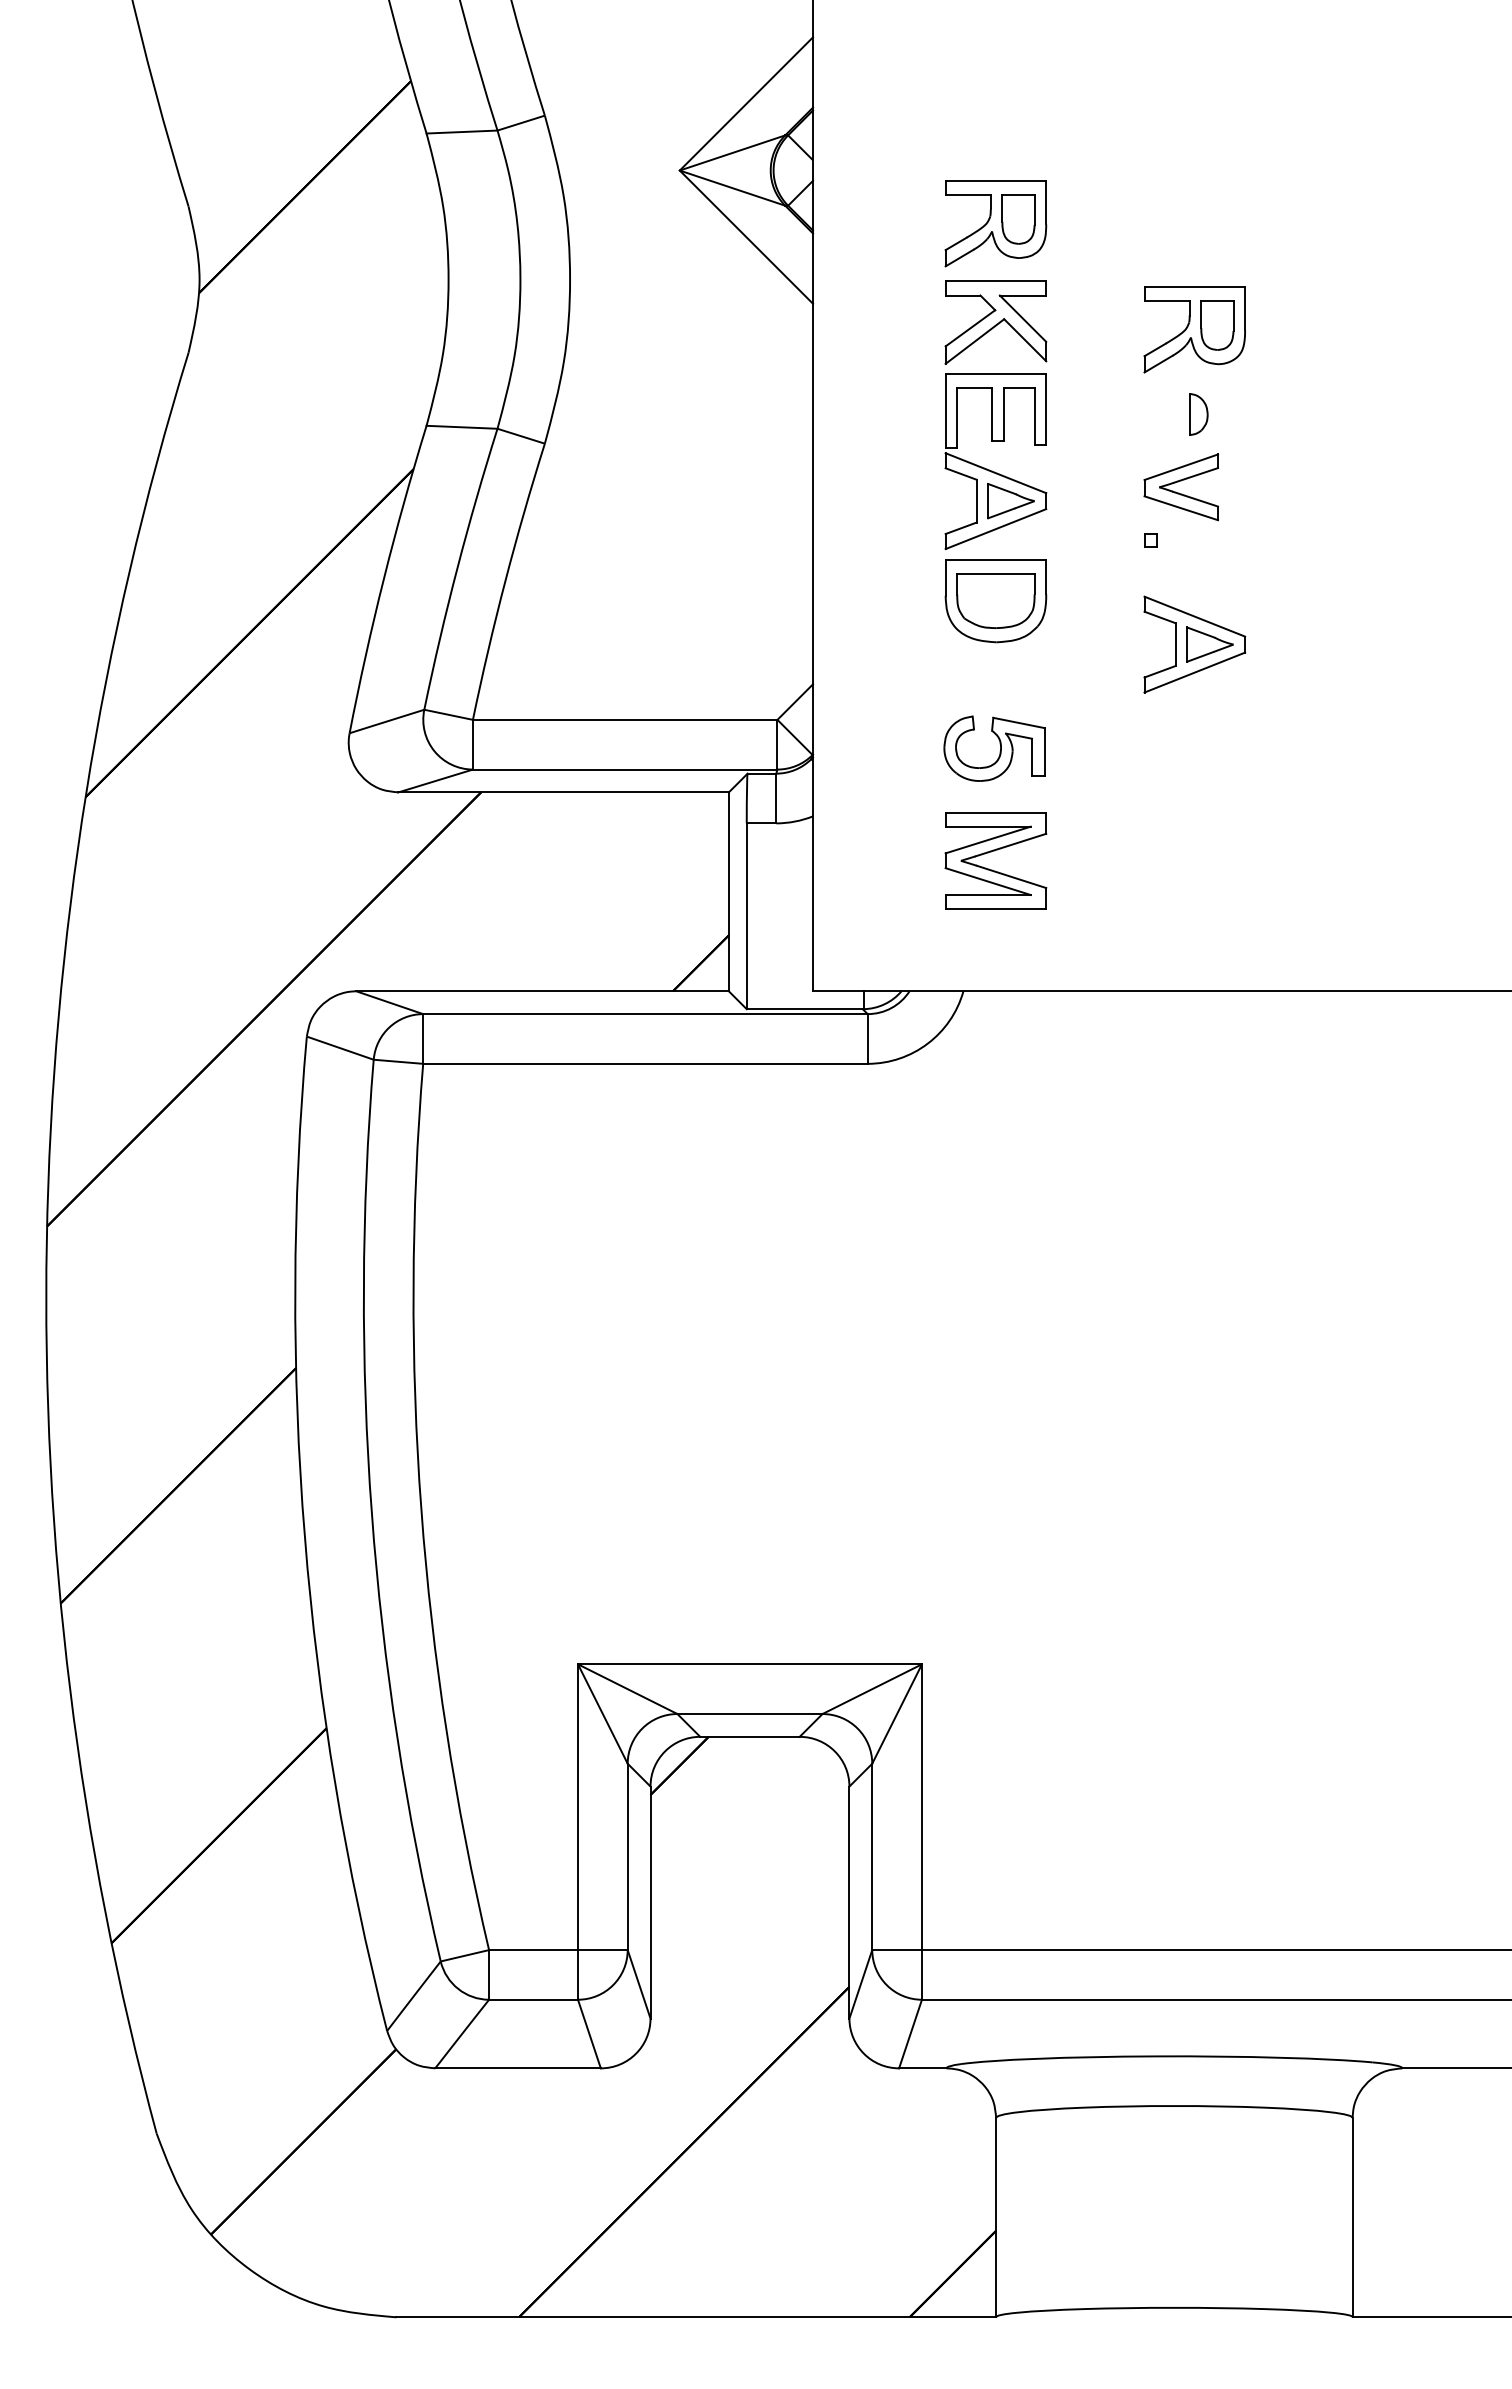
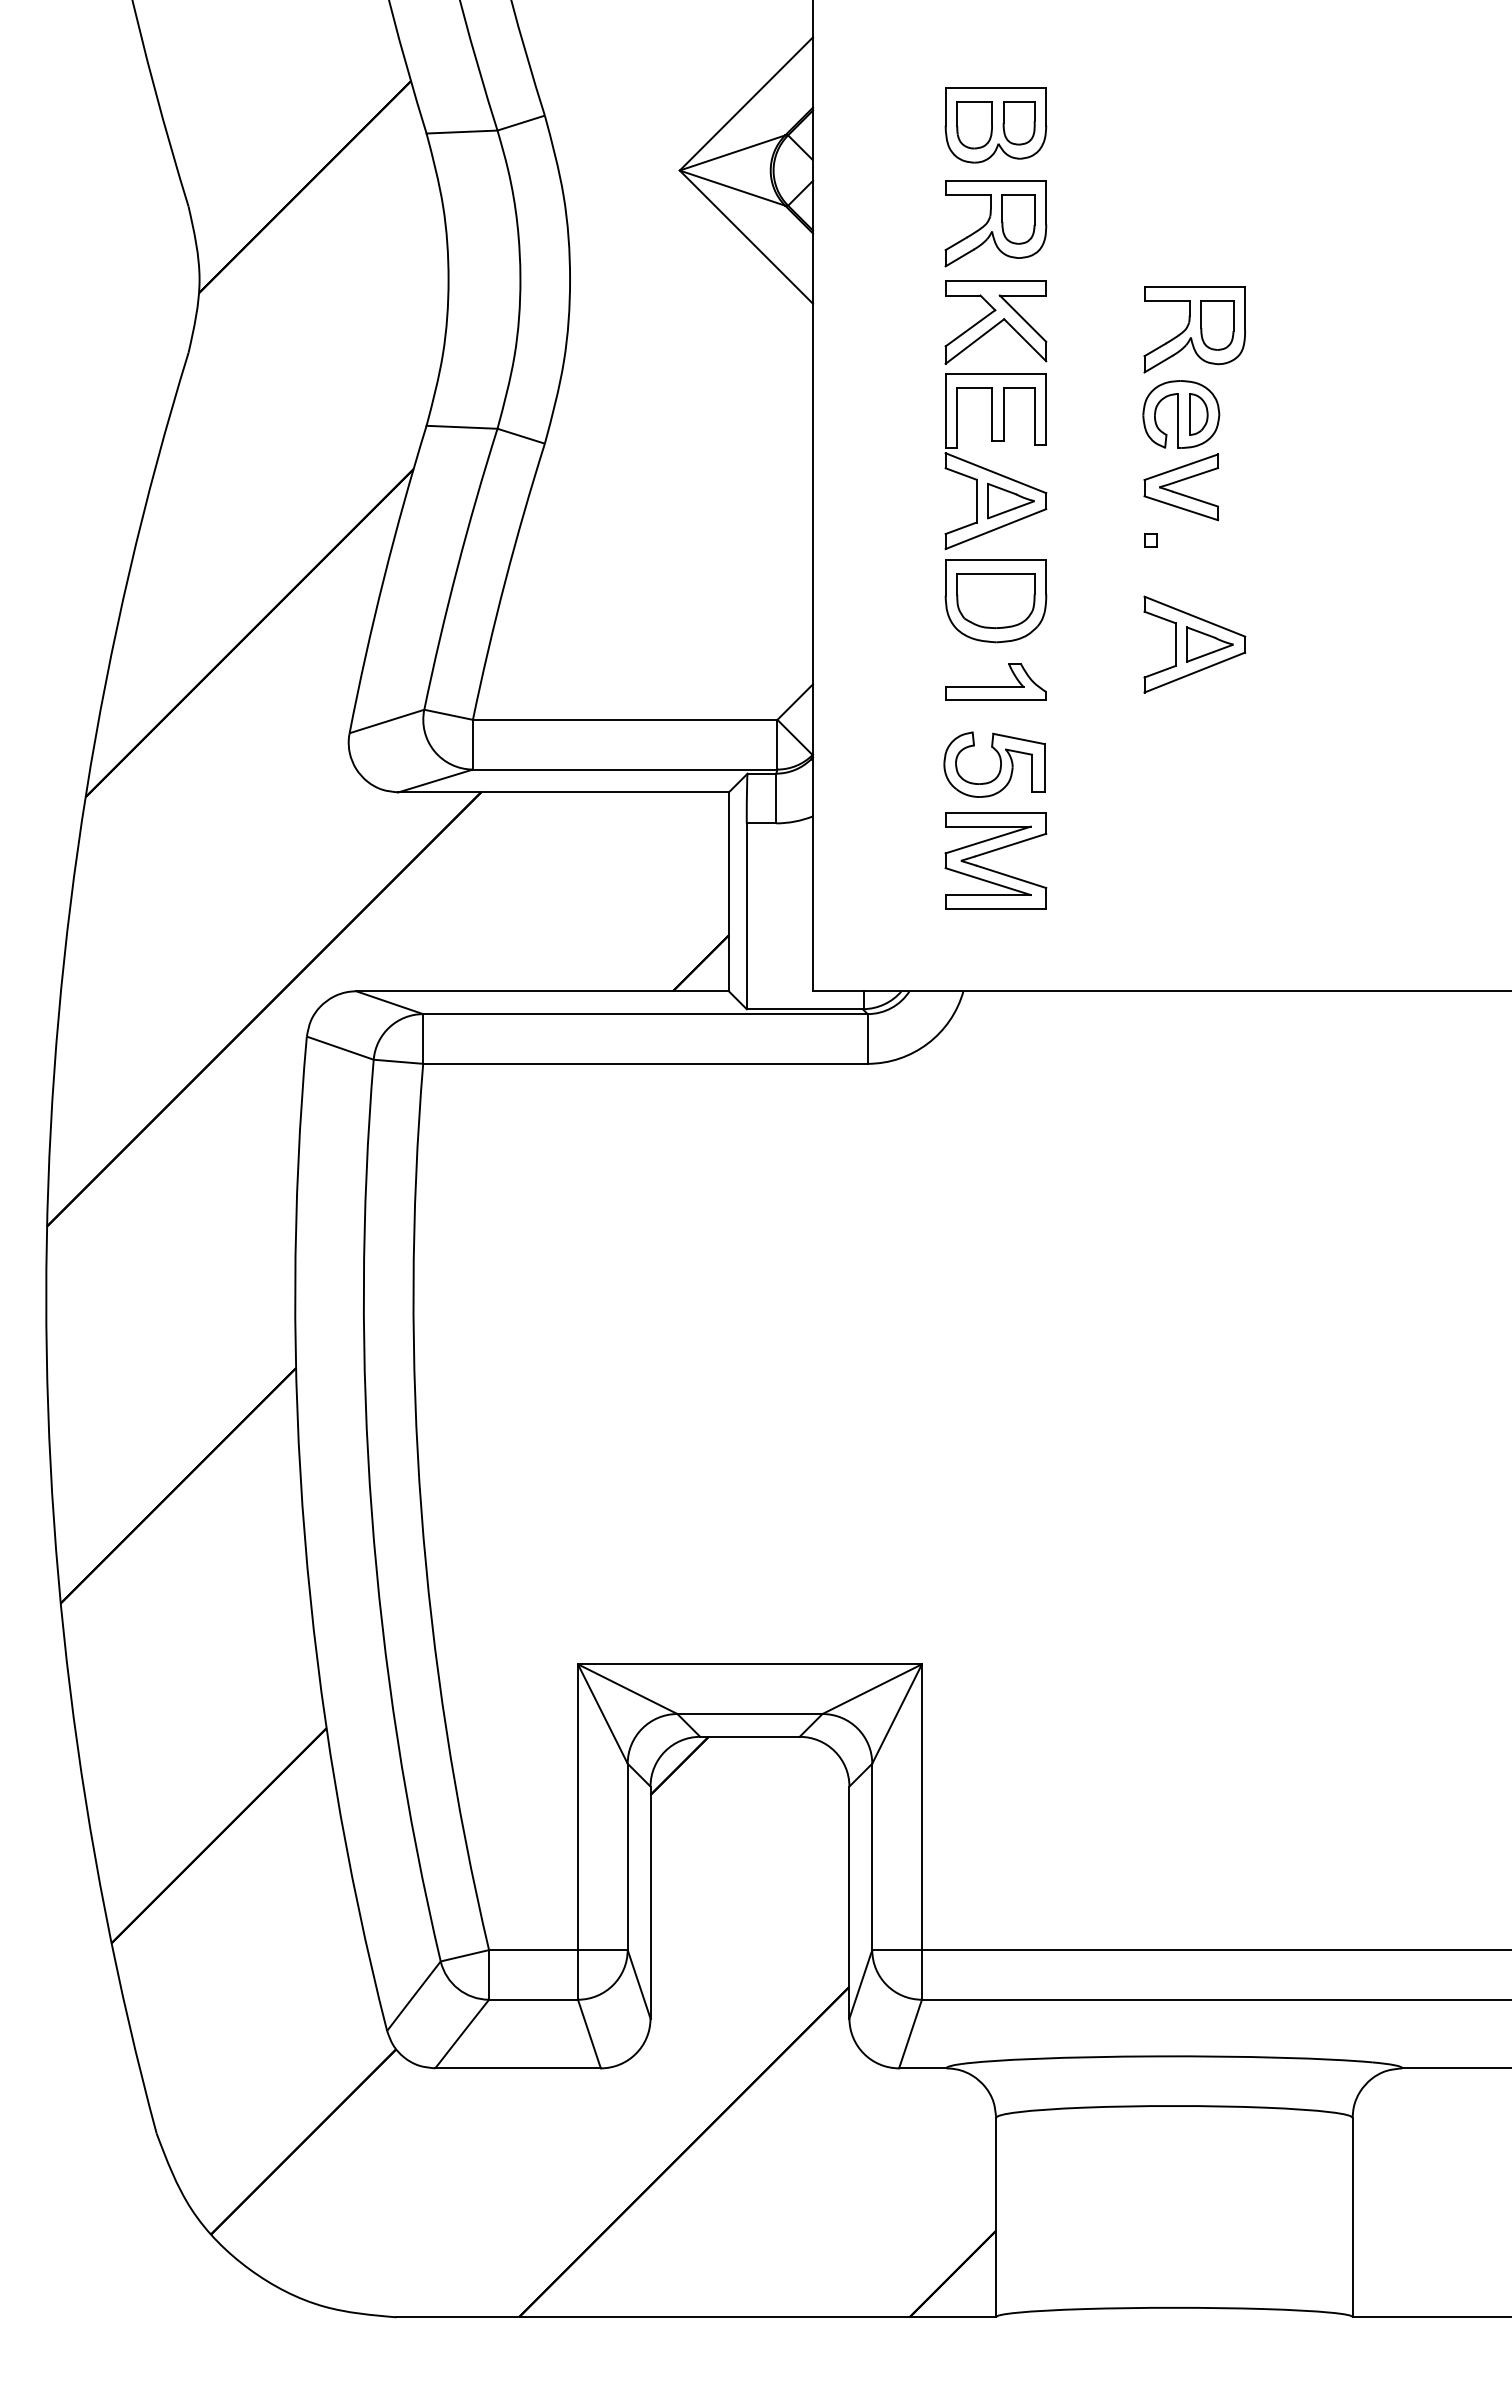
part: none -> present (995, 125)
part: none -> present (1181, 414)
part: none -> present (995, 681)
part position: (994, 748) -> (994, 764) (994, 764)
